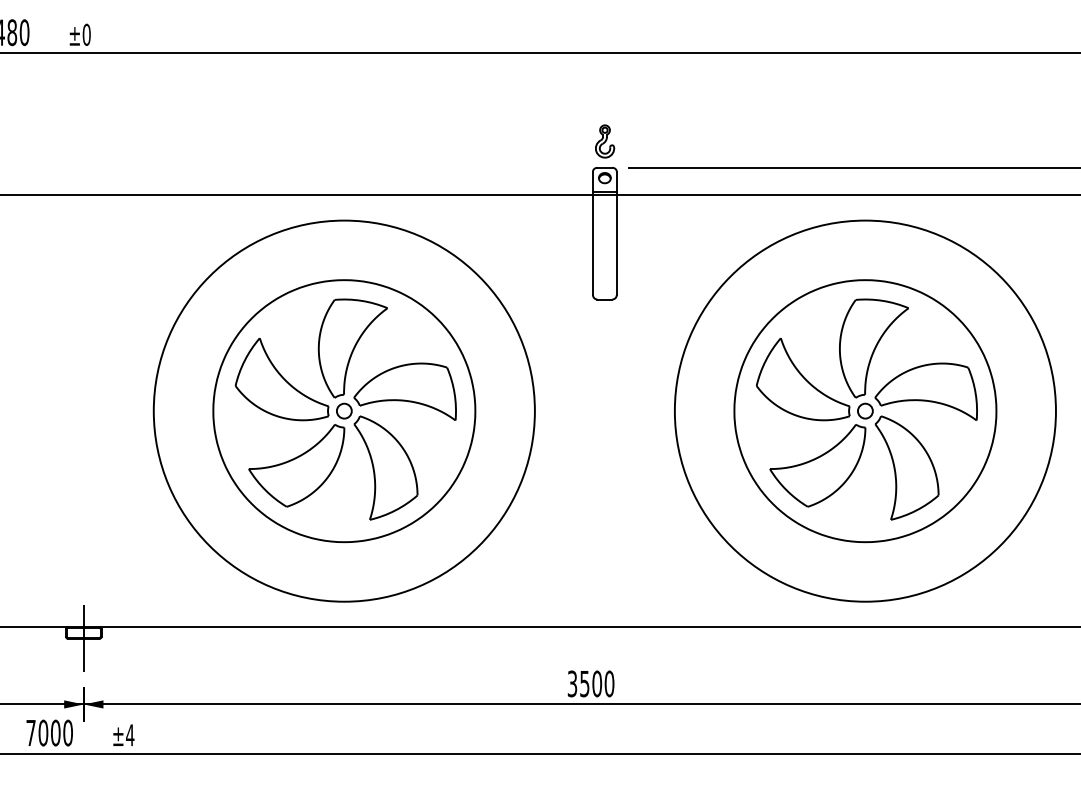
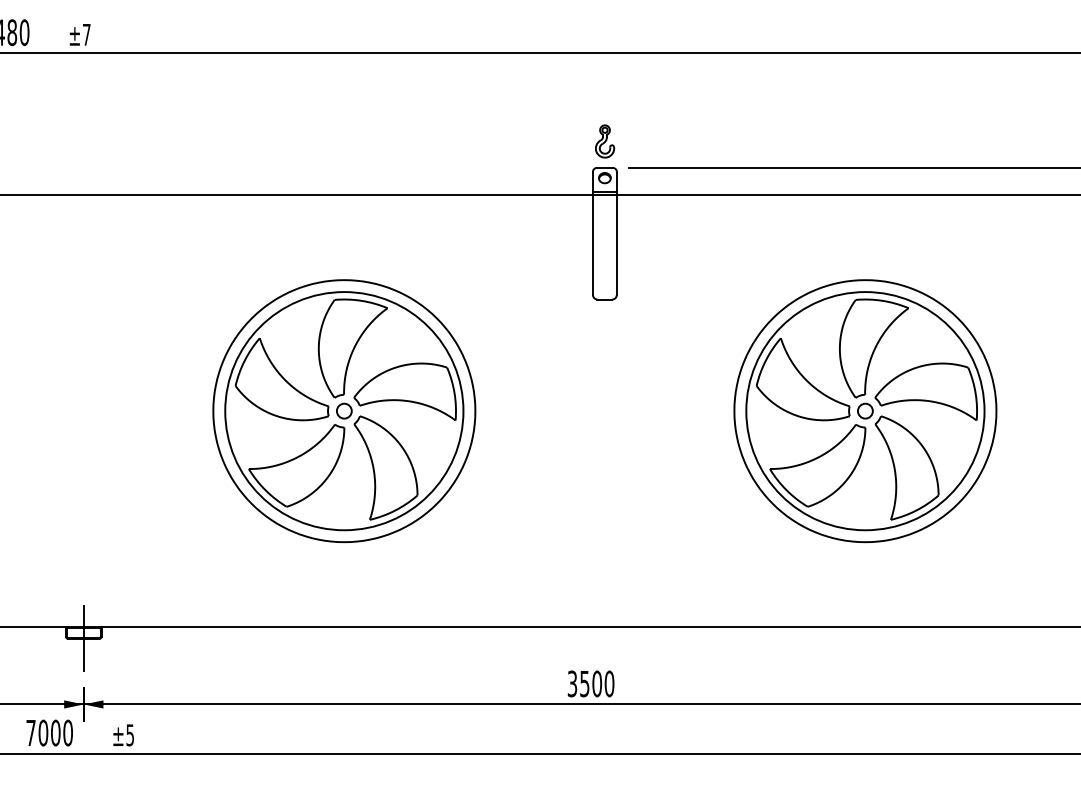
text: ±0 -> ±7 (86, 34)
circle diameter: 381 px -> 238 px (344, 411)
circle diameter: 381 px -> 238 px (865, 411)
text: ±4 -> ±5 (130, 735)
